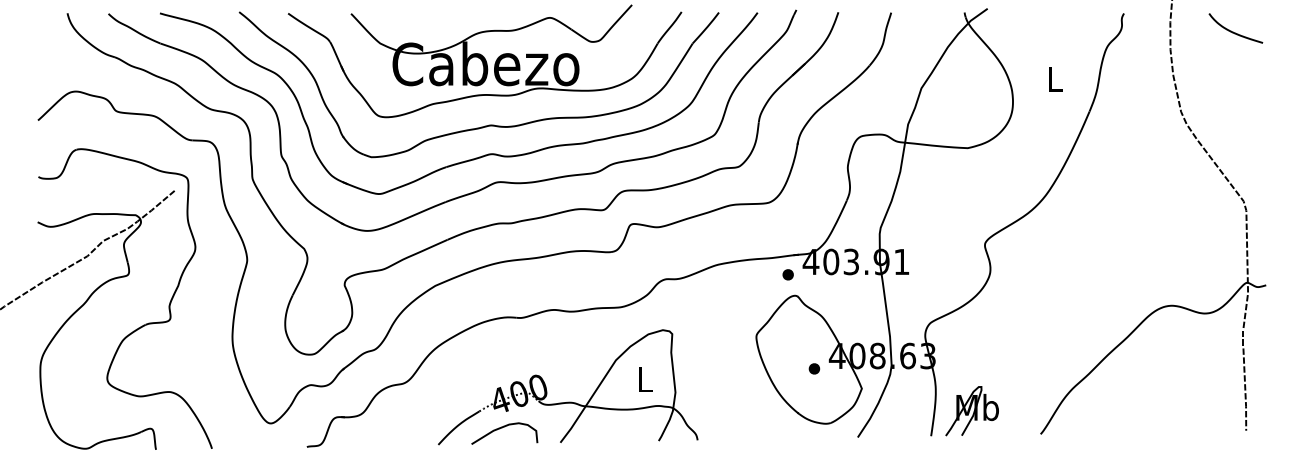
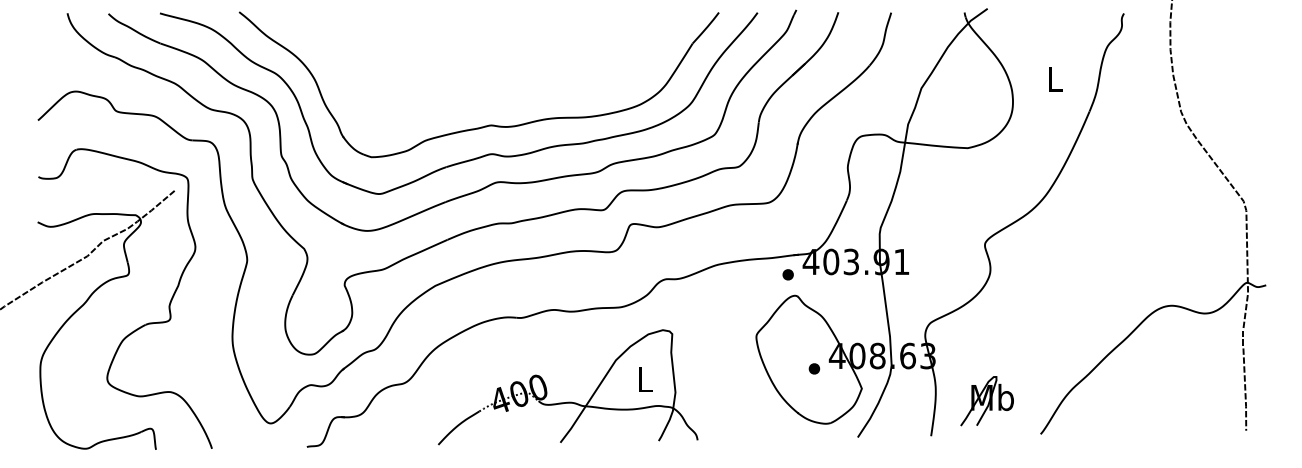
curve: present -> none (1233, 31)
part: present -> none (484, 61)
part position: (971, 411) -> (986, 401) (986, 401)
curve: present -> none (502, 428)
